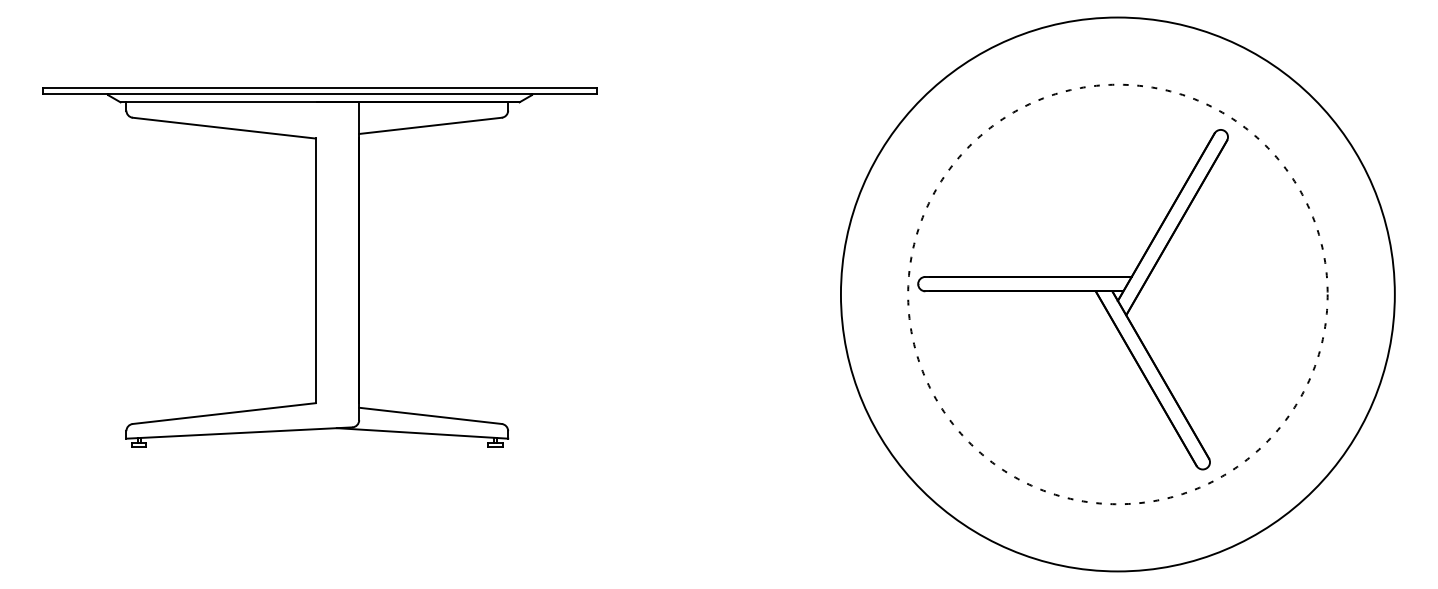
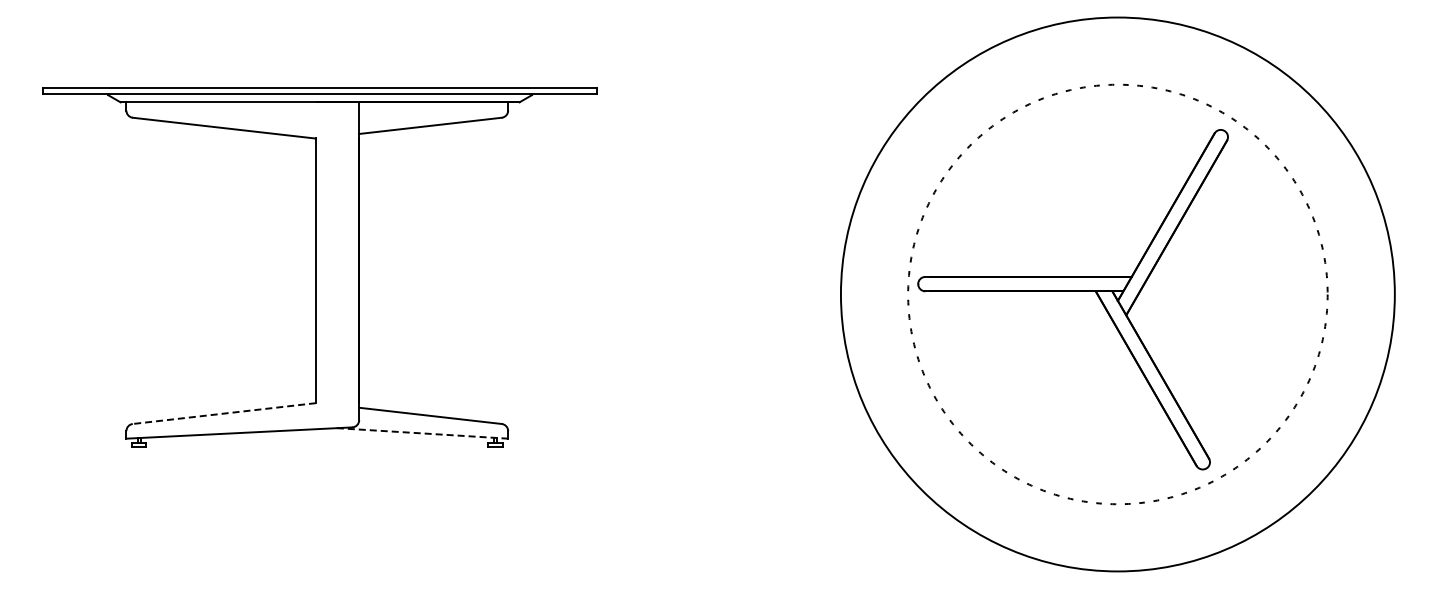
line: solid -> dashed (223, 413)
line: solid -> dashed (422, 433)
